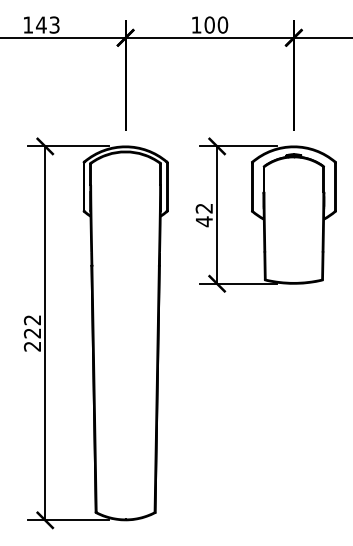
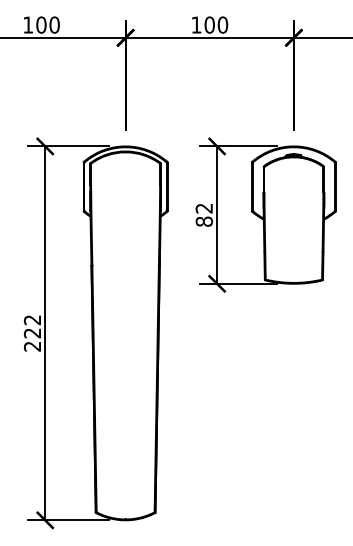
text: 143 -> 100 (47, 24)
text: 42 -> 82 (203, 221)
